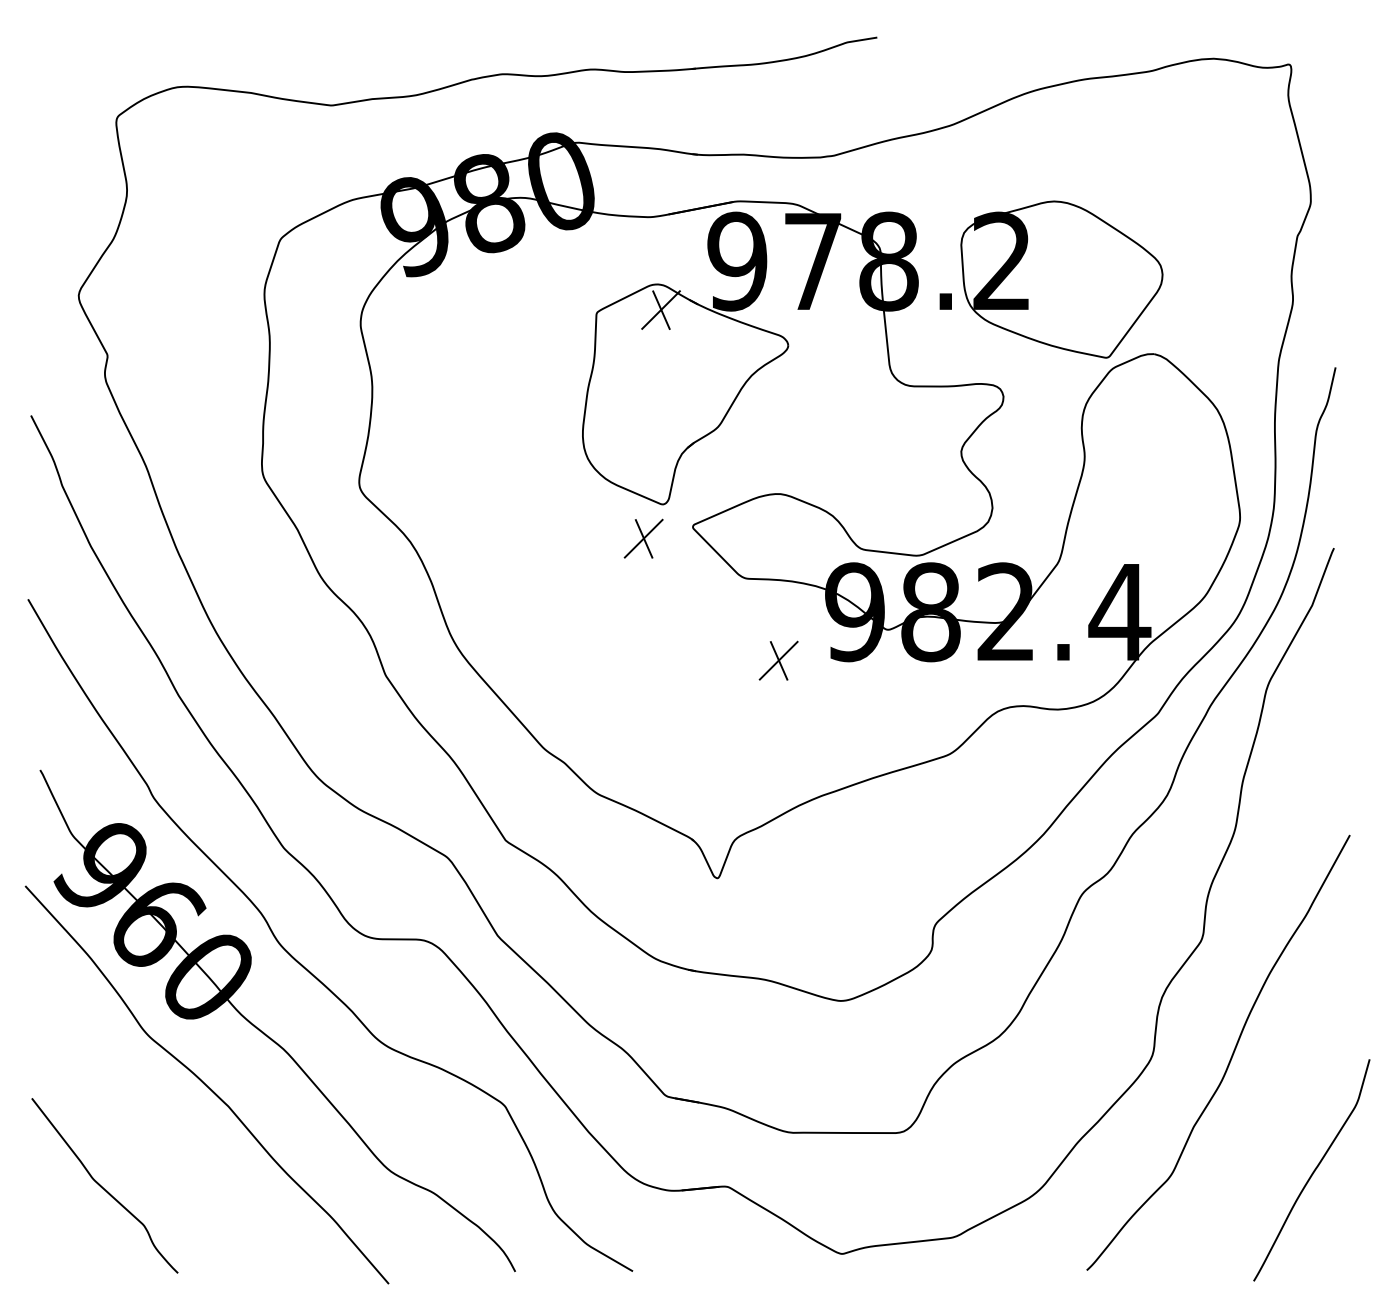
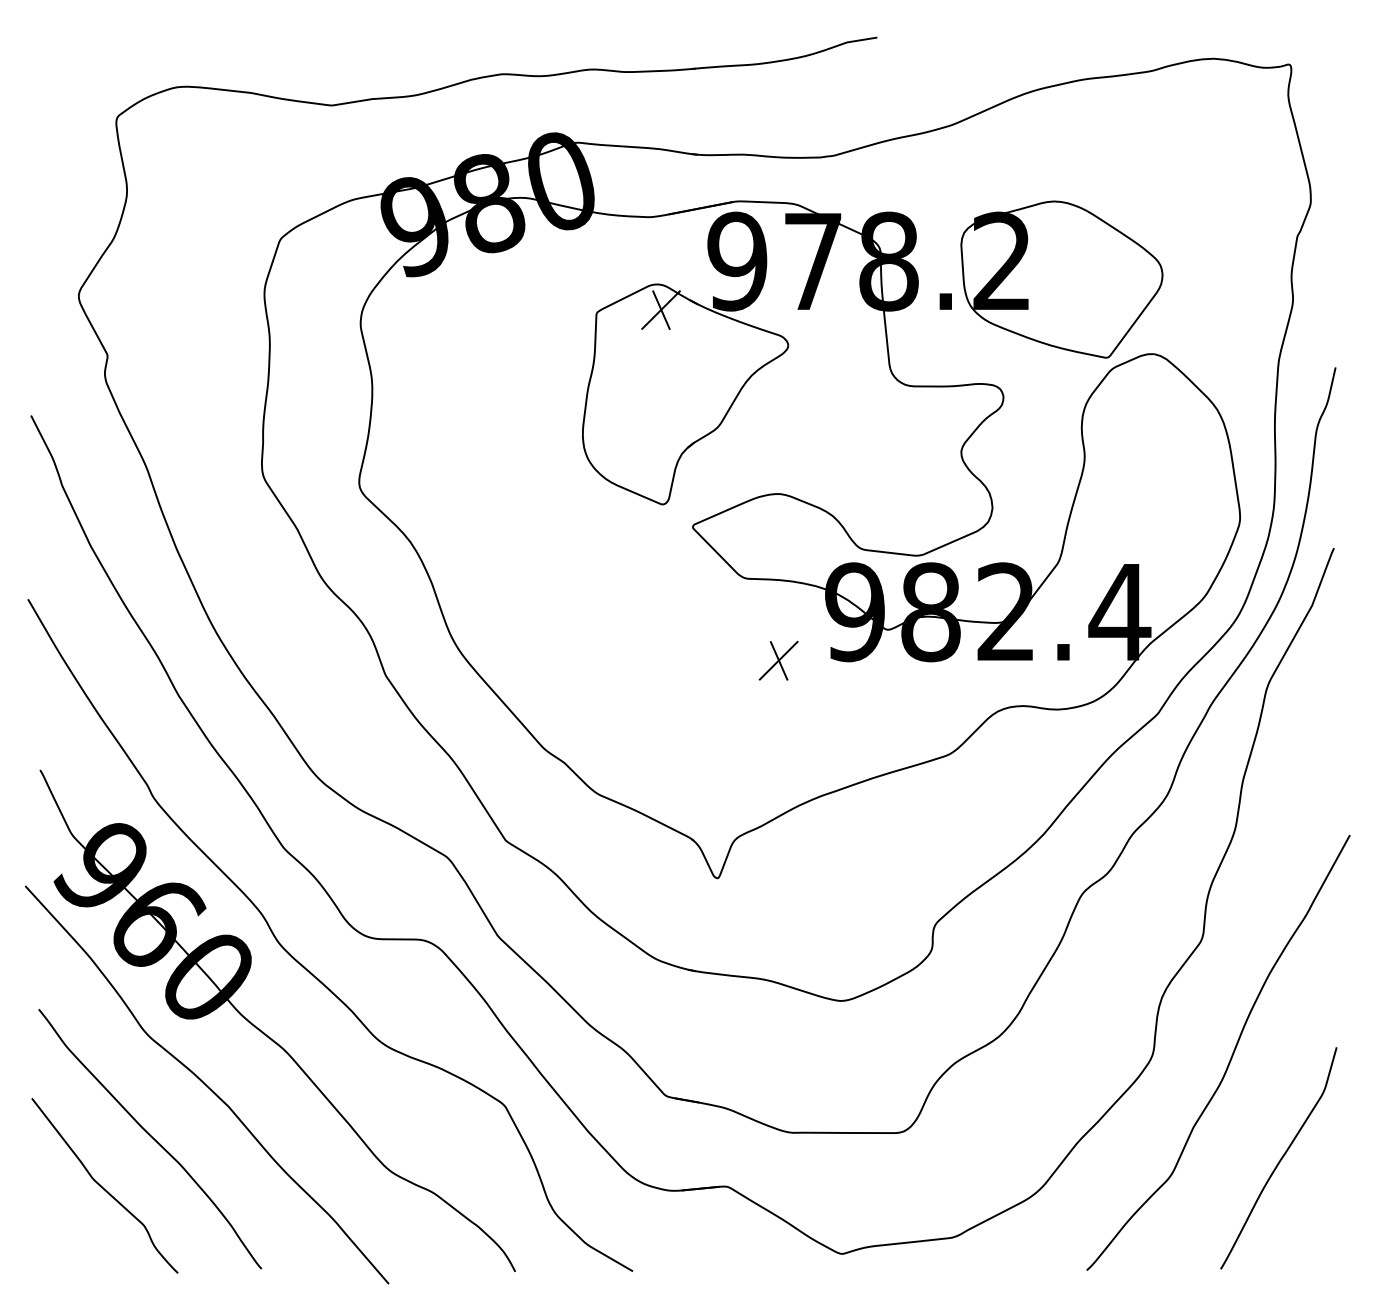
part: present -> none (643, 538)
curve: none -> present (151, 1137)
curve position: (1313, 1170) -> (1280, 1158) (1280, 1158)
